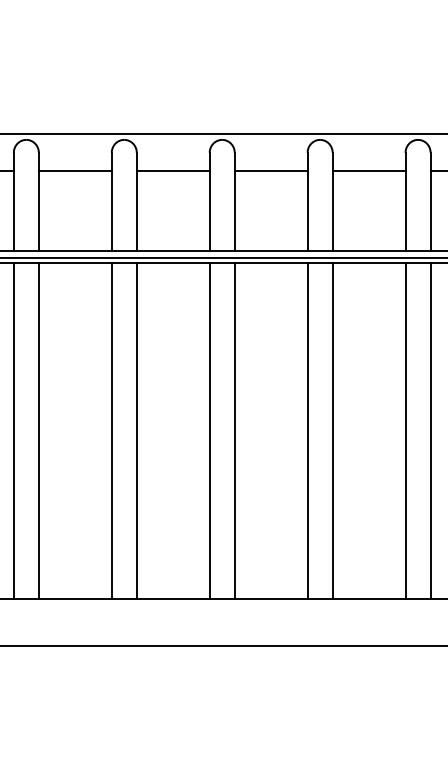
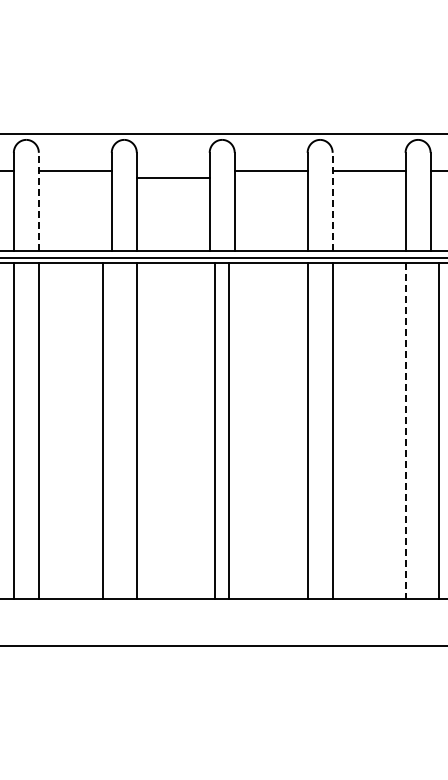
line position: (172, 171) -> (172, 178) (172, 178)
line: solid -> dashed (38, 201)
line: solid -> dashed (332, 201)
line position: (111, 430) -> (102, 430) (102, 430)
line position: (209, 430) -> (214, 430) (214, 430)
line position: (234, 430) -> (228, 430) (228, 430)
line position: (430, 430) -> (438, 430) (438, 430)
line: solid -> dashed (405, 431)
